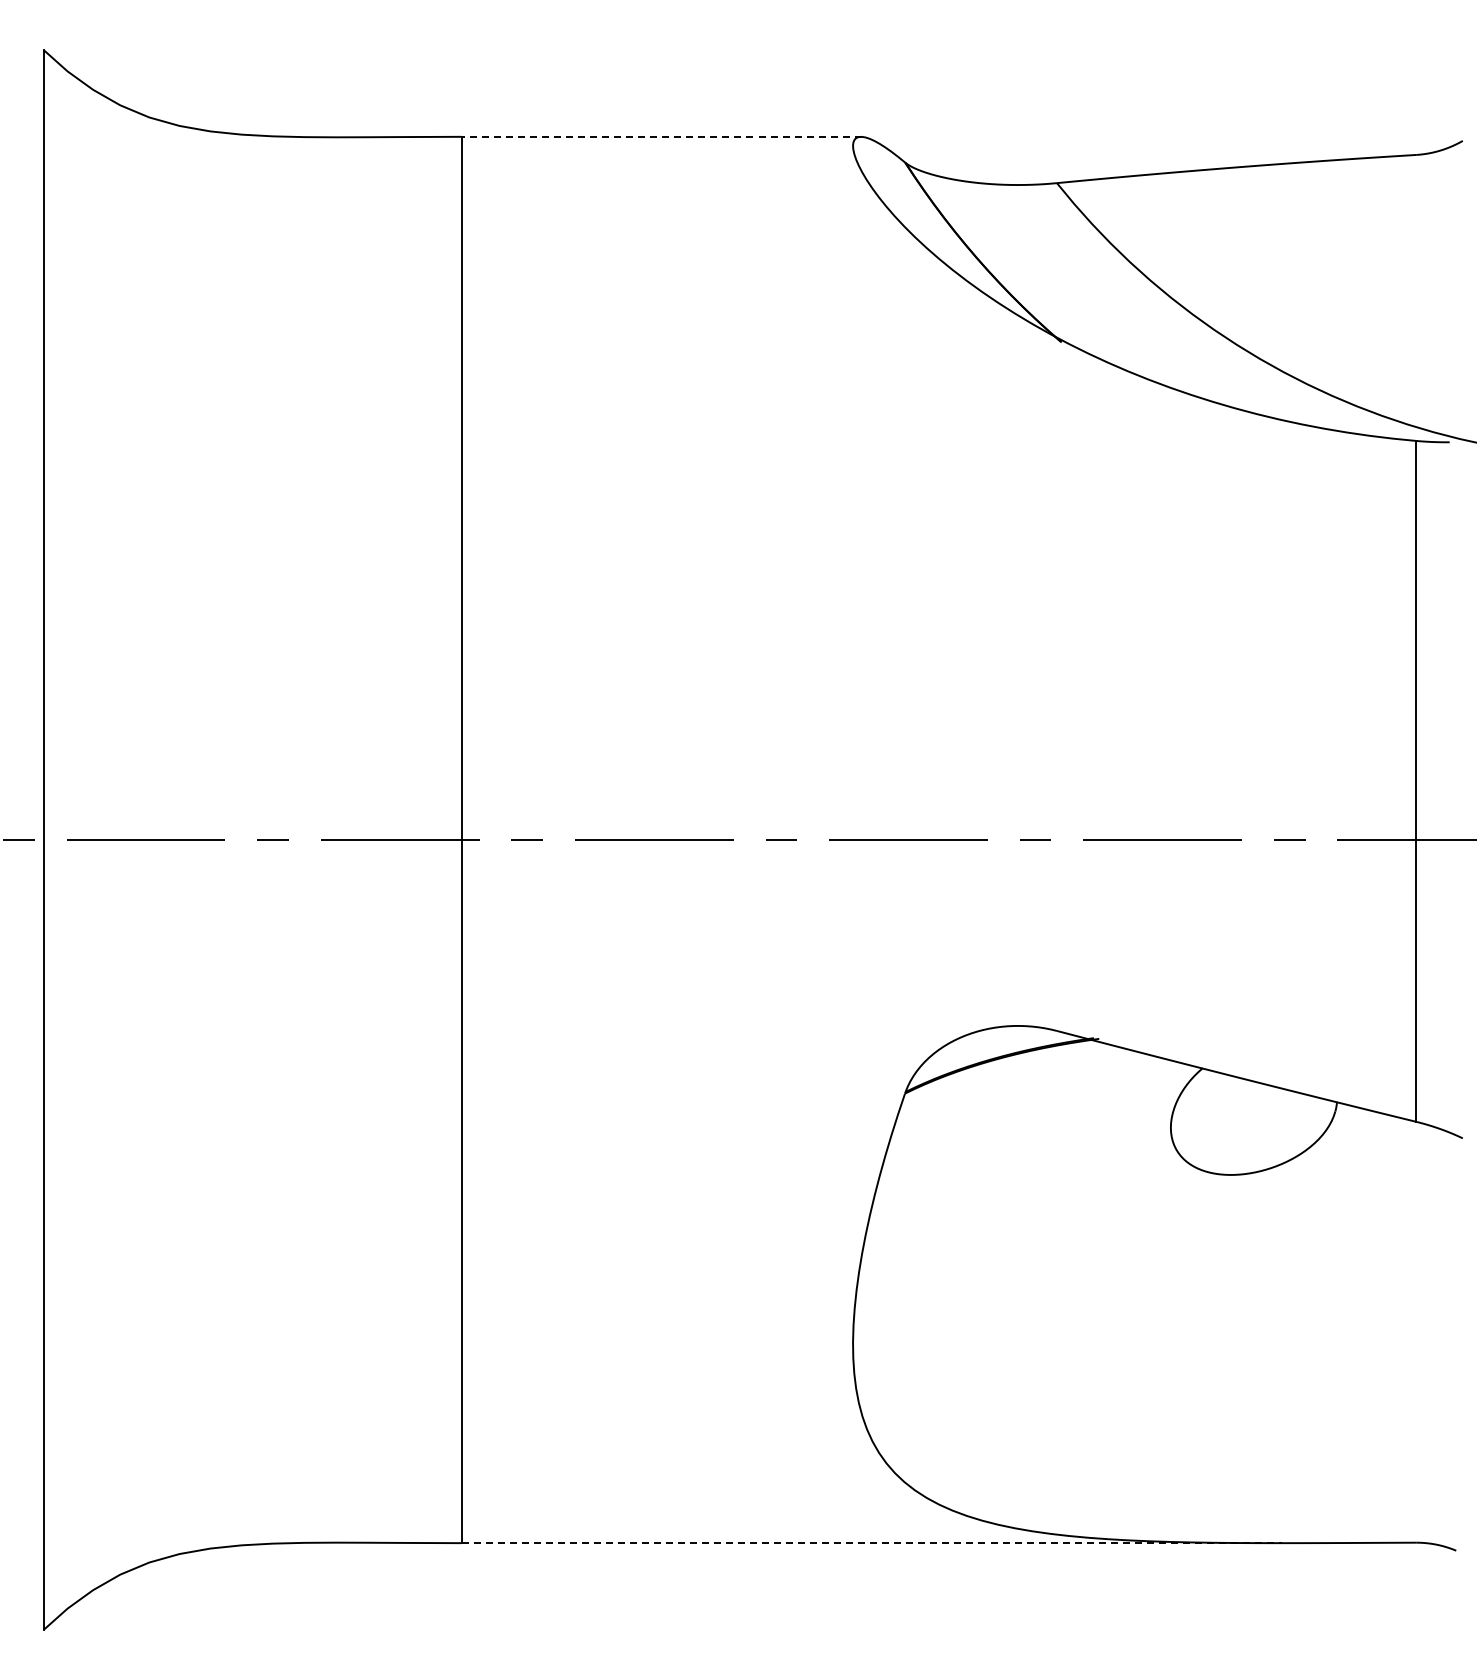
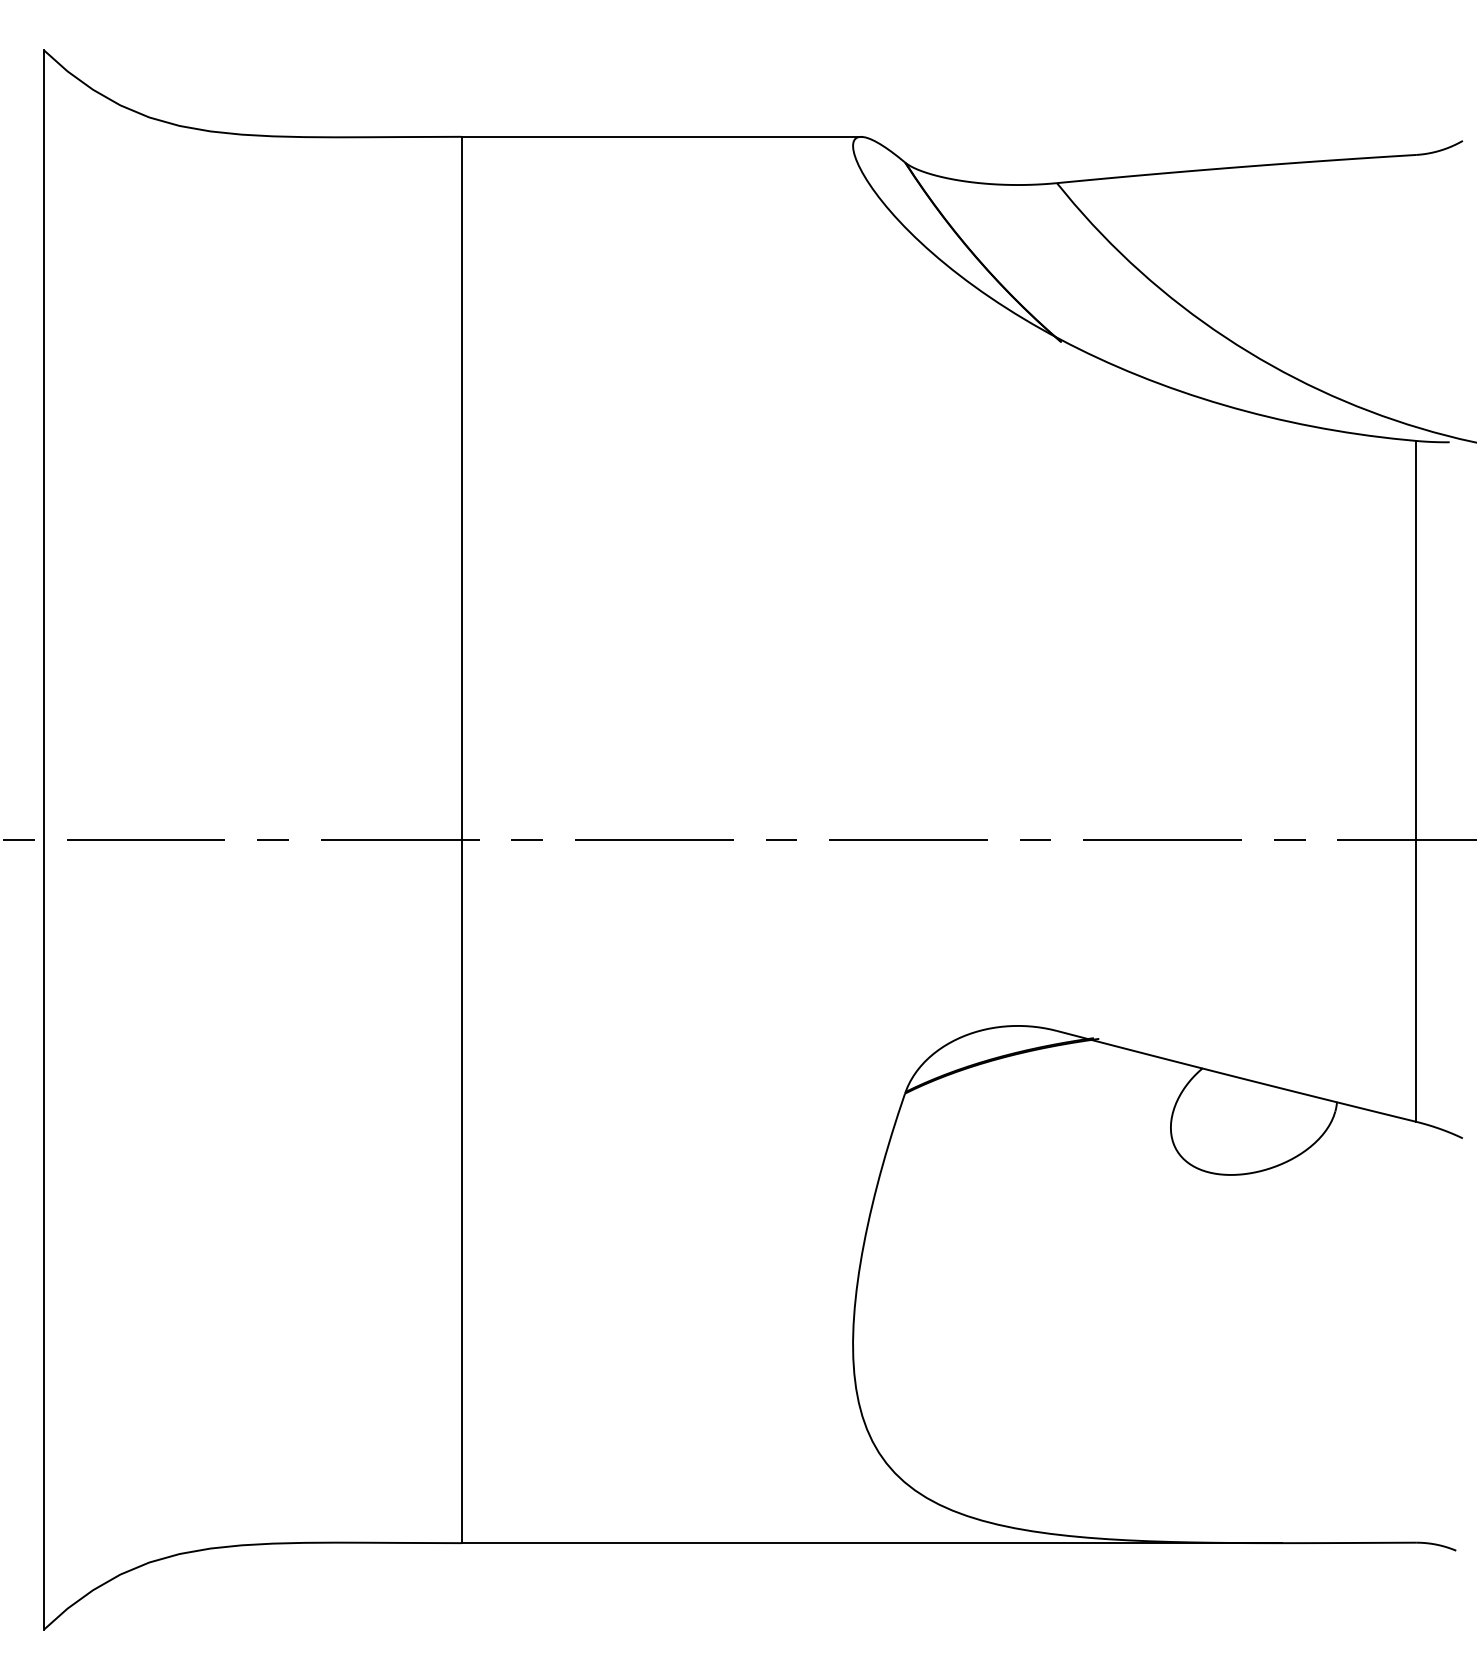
line: dashed -> solid (661, 136)
line: dashed -> solid (872, 1543)
